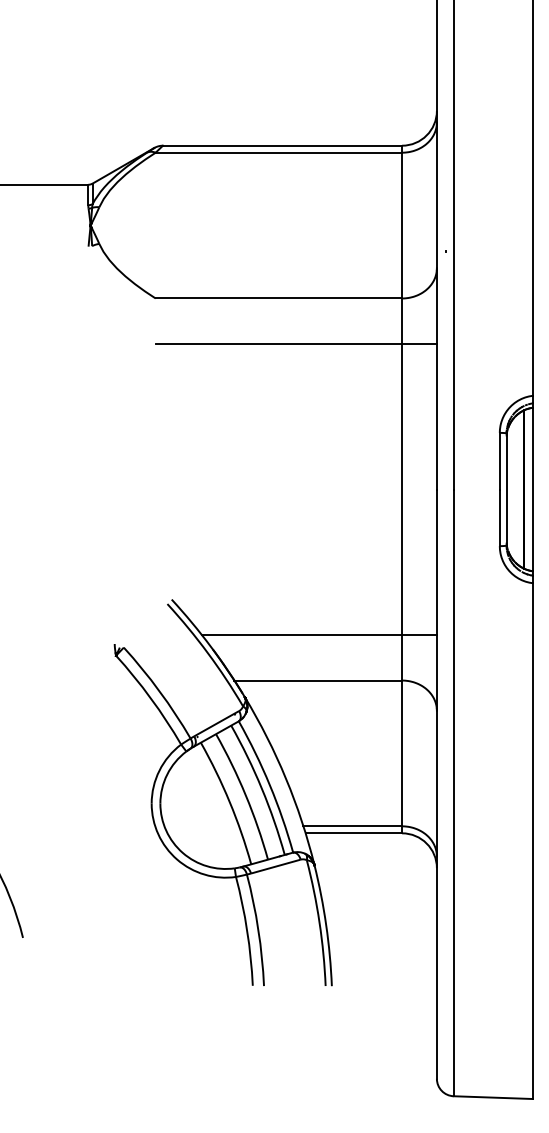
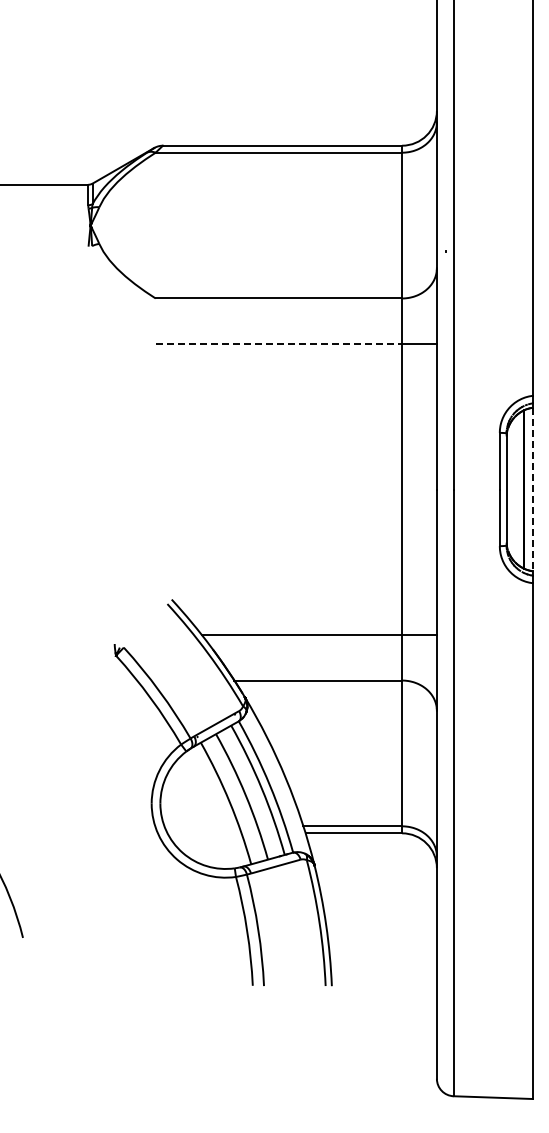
line: solid -> dashed (279, 343)
line: solid -> dashed (532, 489)
